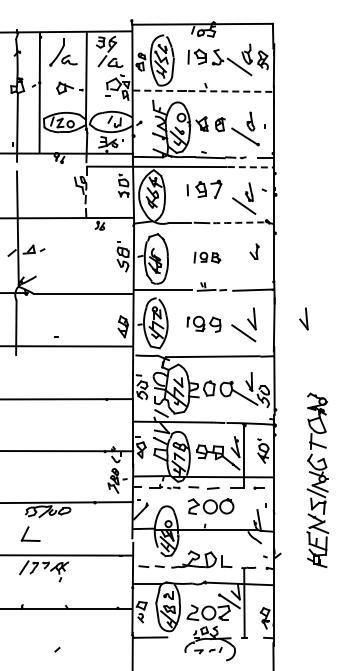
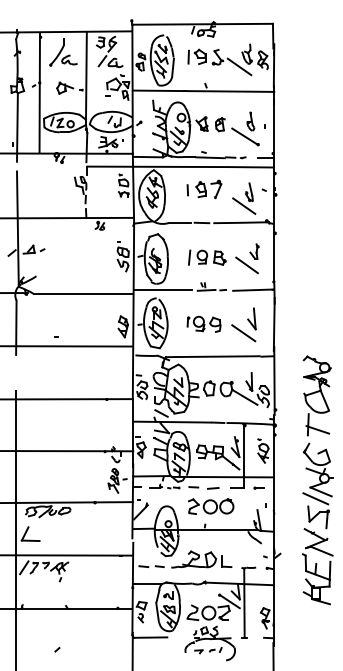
line: dashed -> solid (203, 91)
line: dashed -> solid (250, 167)
arc: dashed -> solid (240, 222)
part size: 29x13 px -> 39x17 px (207, 257)
line: none -> present (246, 265)
part: present -> none (303, 318)
part size: 24x177 px -> 32x251 px (317, 480)
line: none -> present (15, 528)
